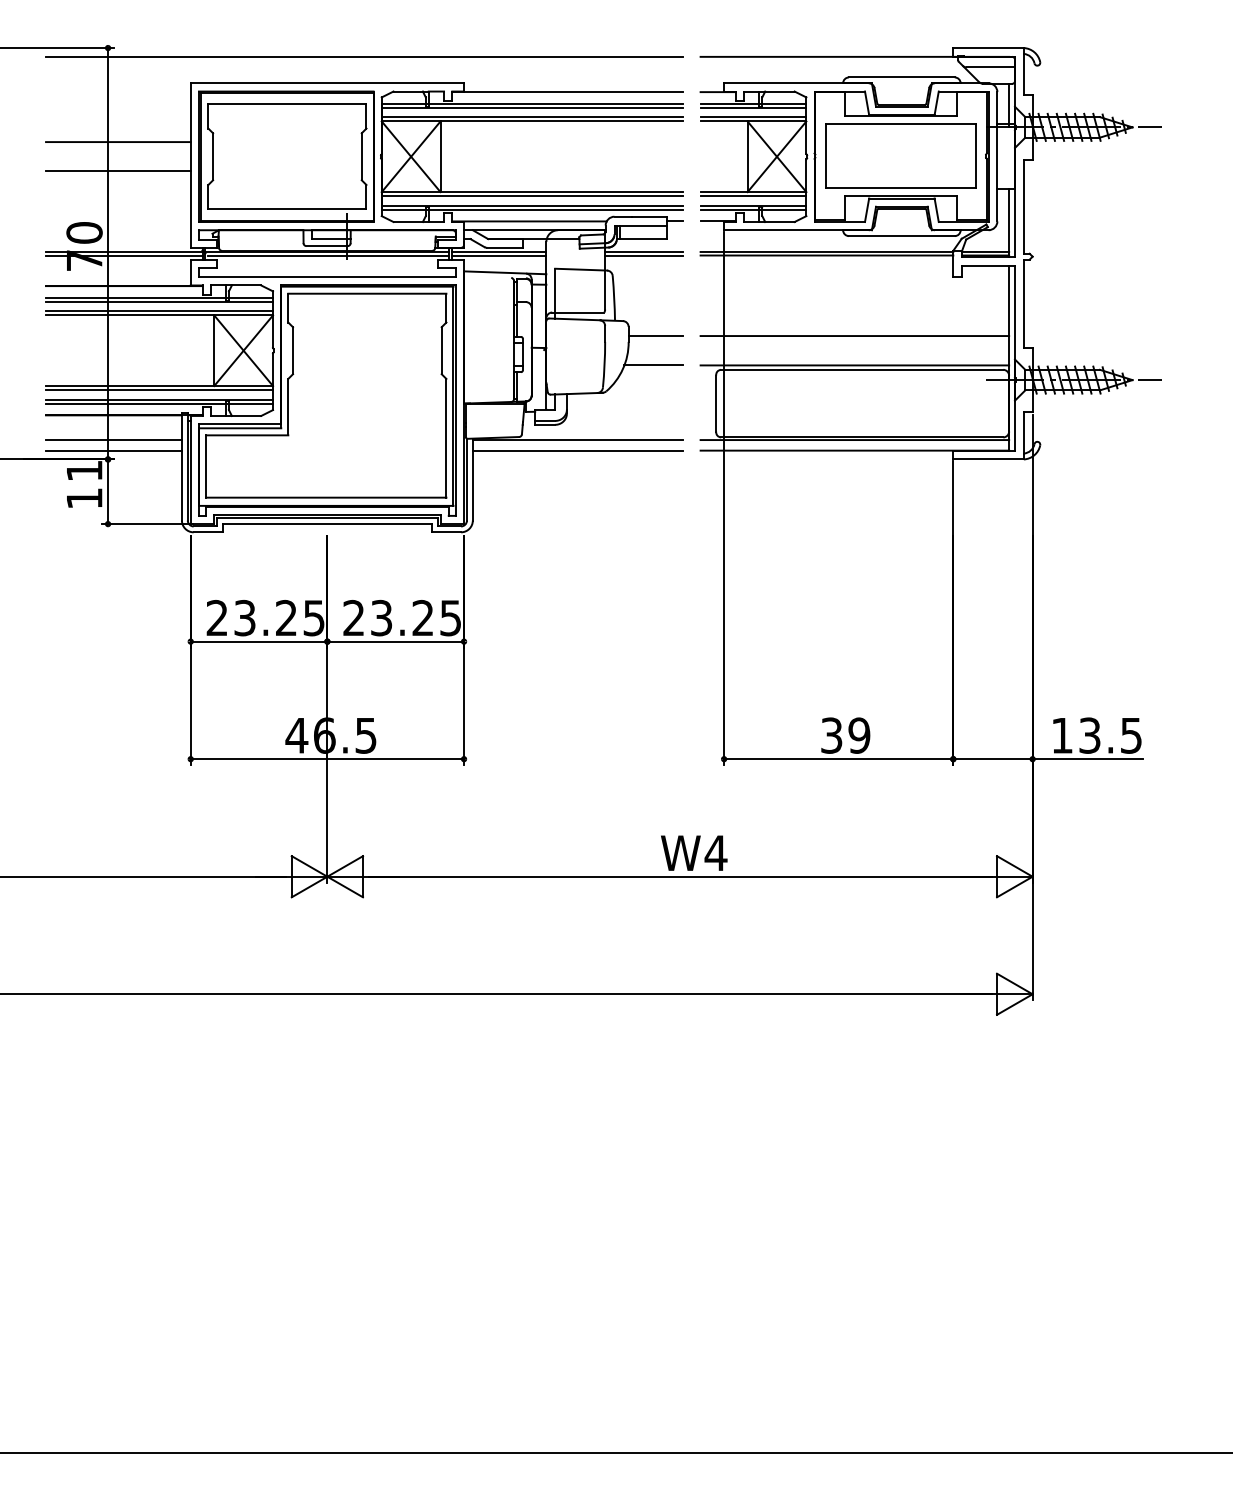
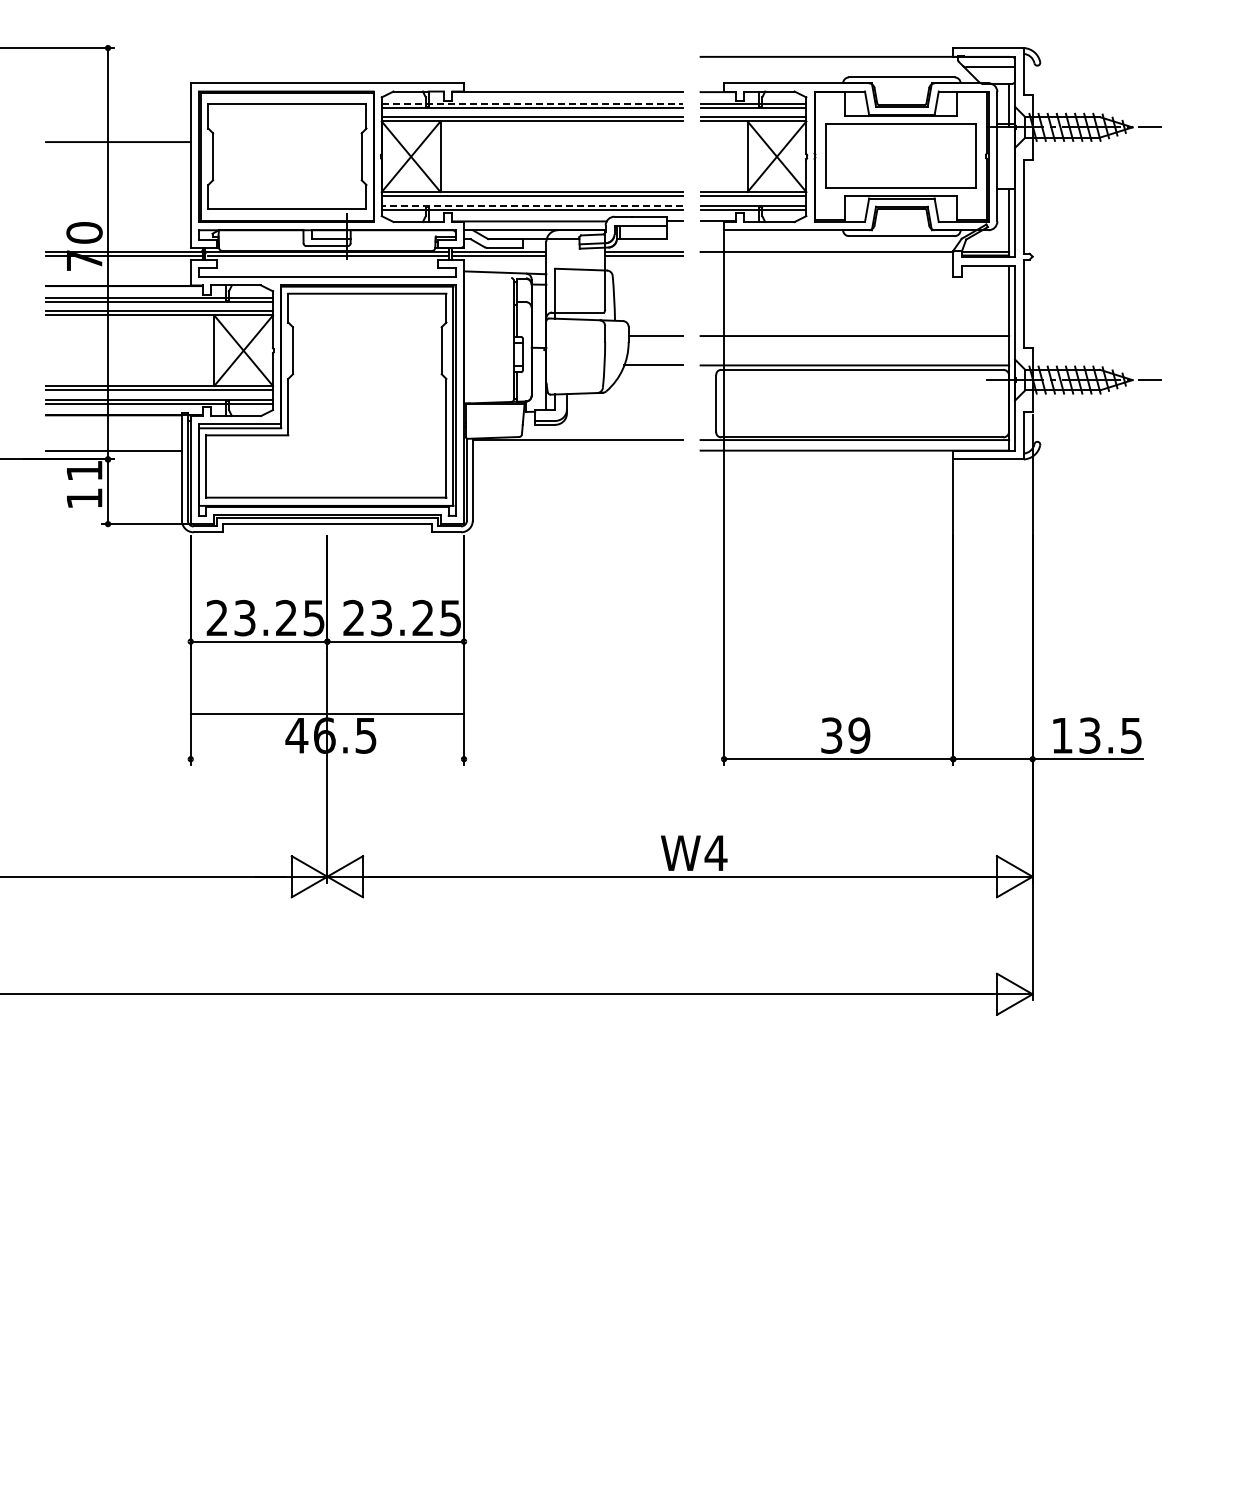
line: present -> none (364, 56)
line: solid -> dashed (532, 103)
line: present -> none (118, 171)
line: solid -> dashed (532, 205)
line: present -> none (826, 255)
line: present -> none (113, 440)
line: present -> none (577, 450)
line position: (327, 759) -> (327, 714) (327, 714)
line: present -> none (615, 1453)
